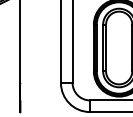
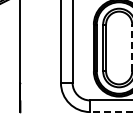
line: solid -> dashed (132, 47)
line: solid -> dashed (110, 112)
